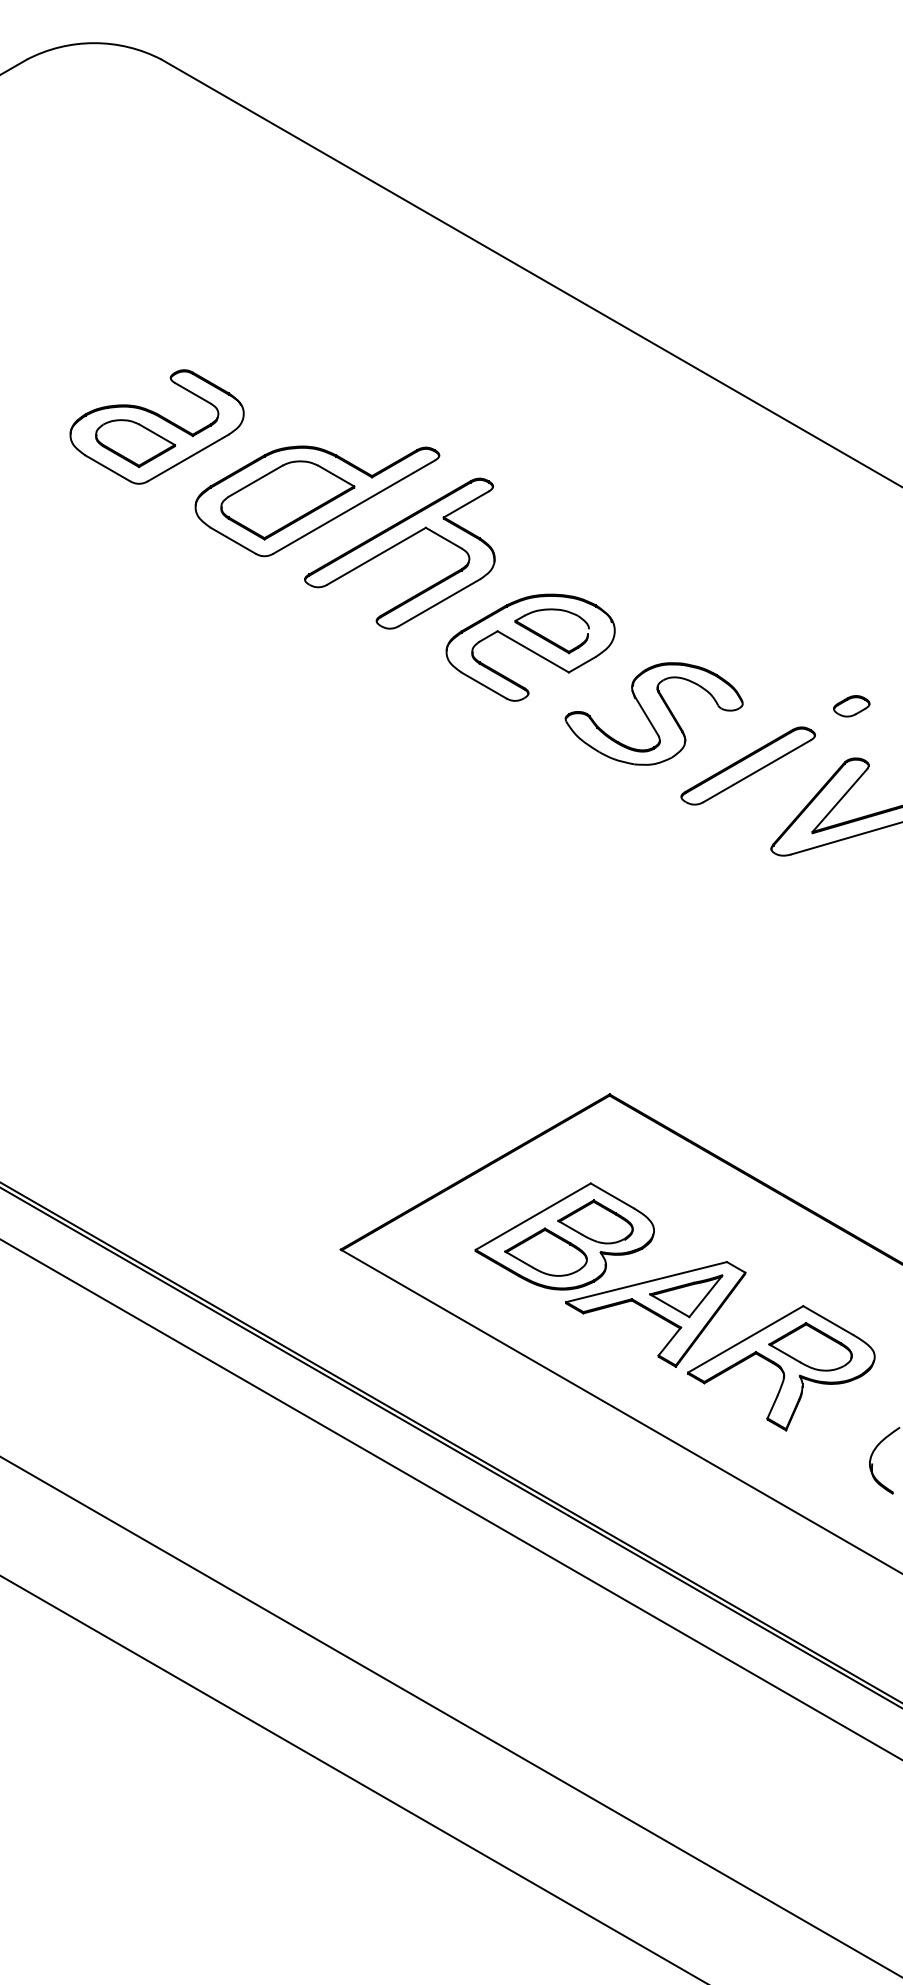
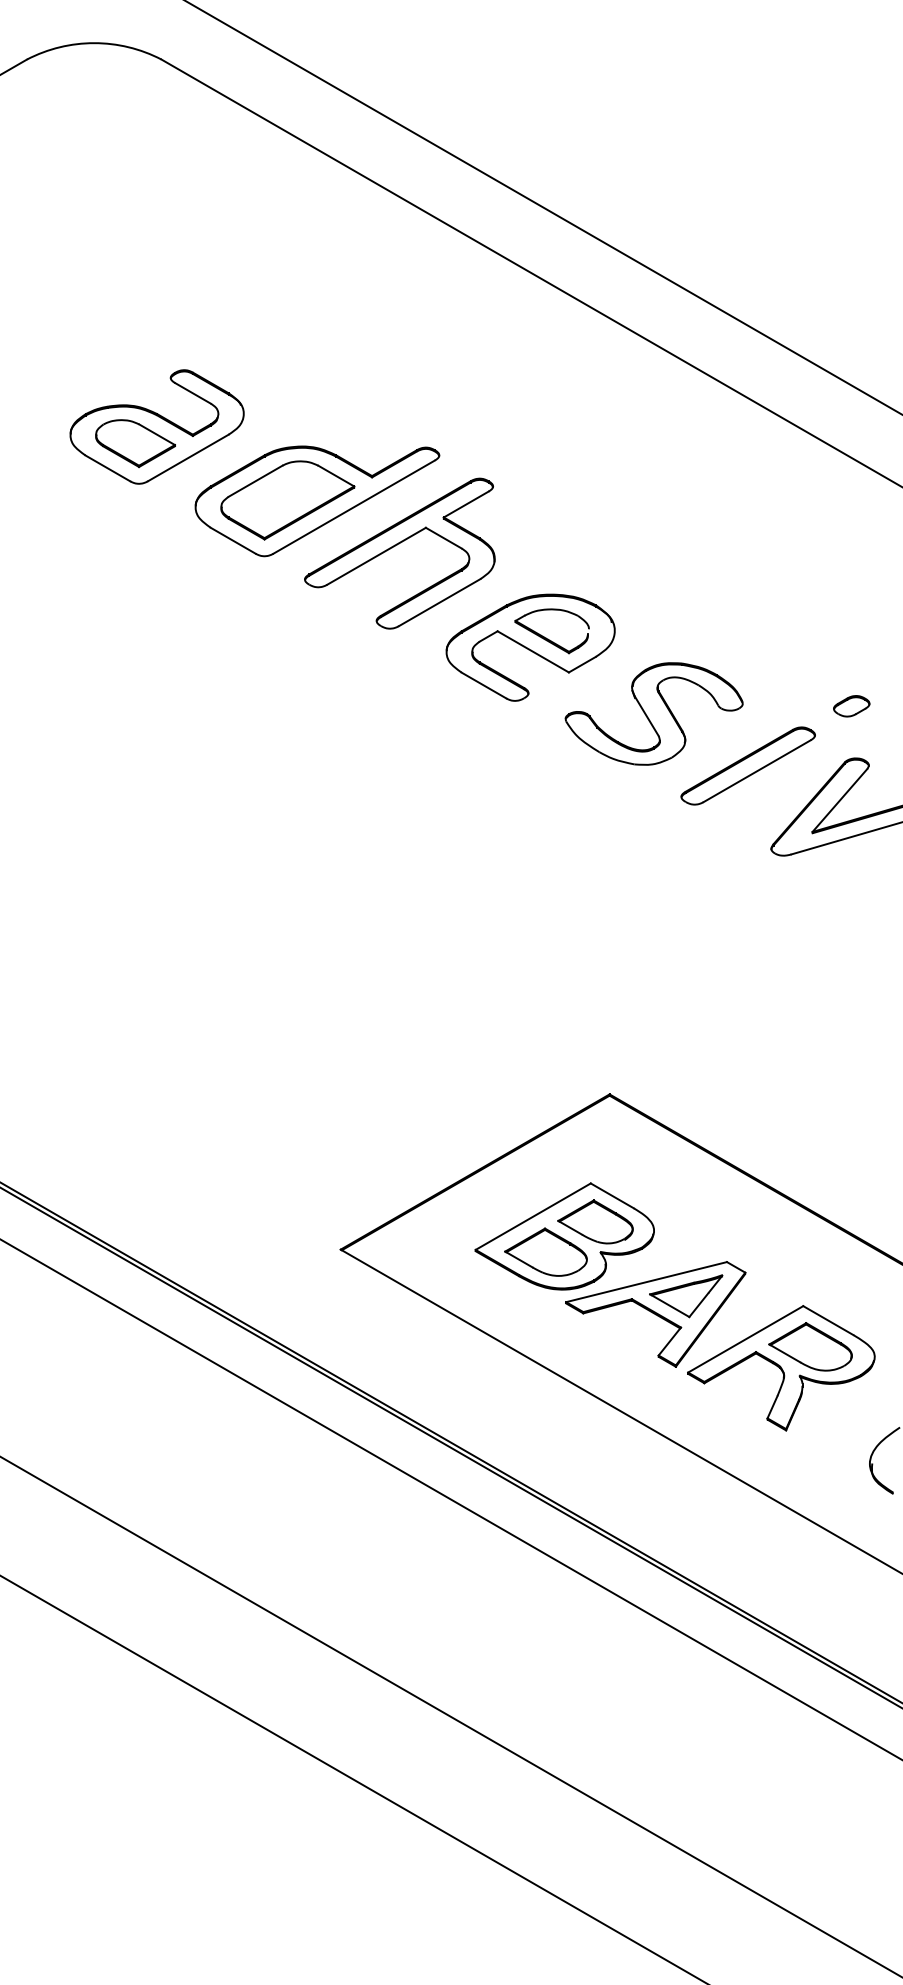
line: none -> present (543, 207)
